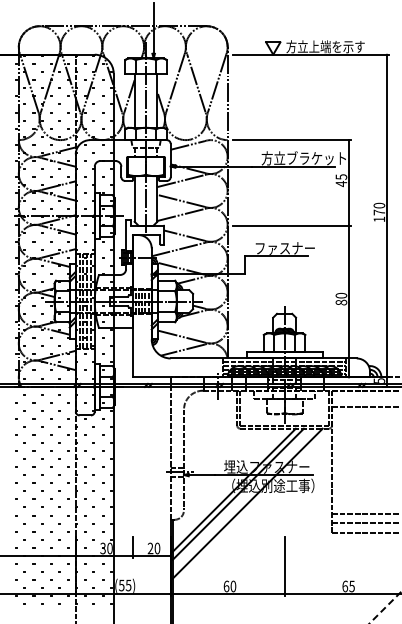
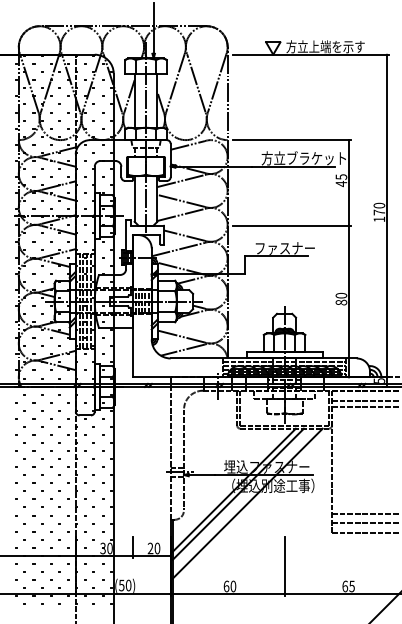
line: none -> present (365, 401)
text: (55) -> (50) (128, 585)
line: dashed -> solid (385, 607)
